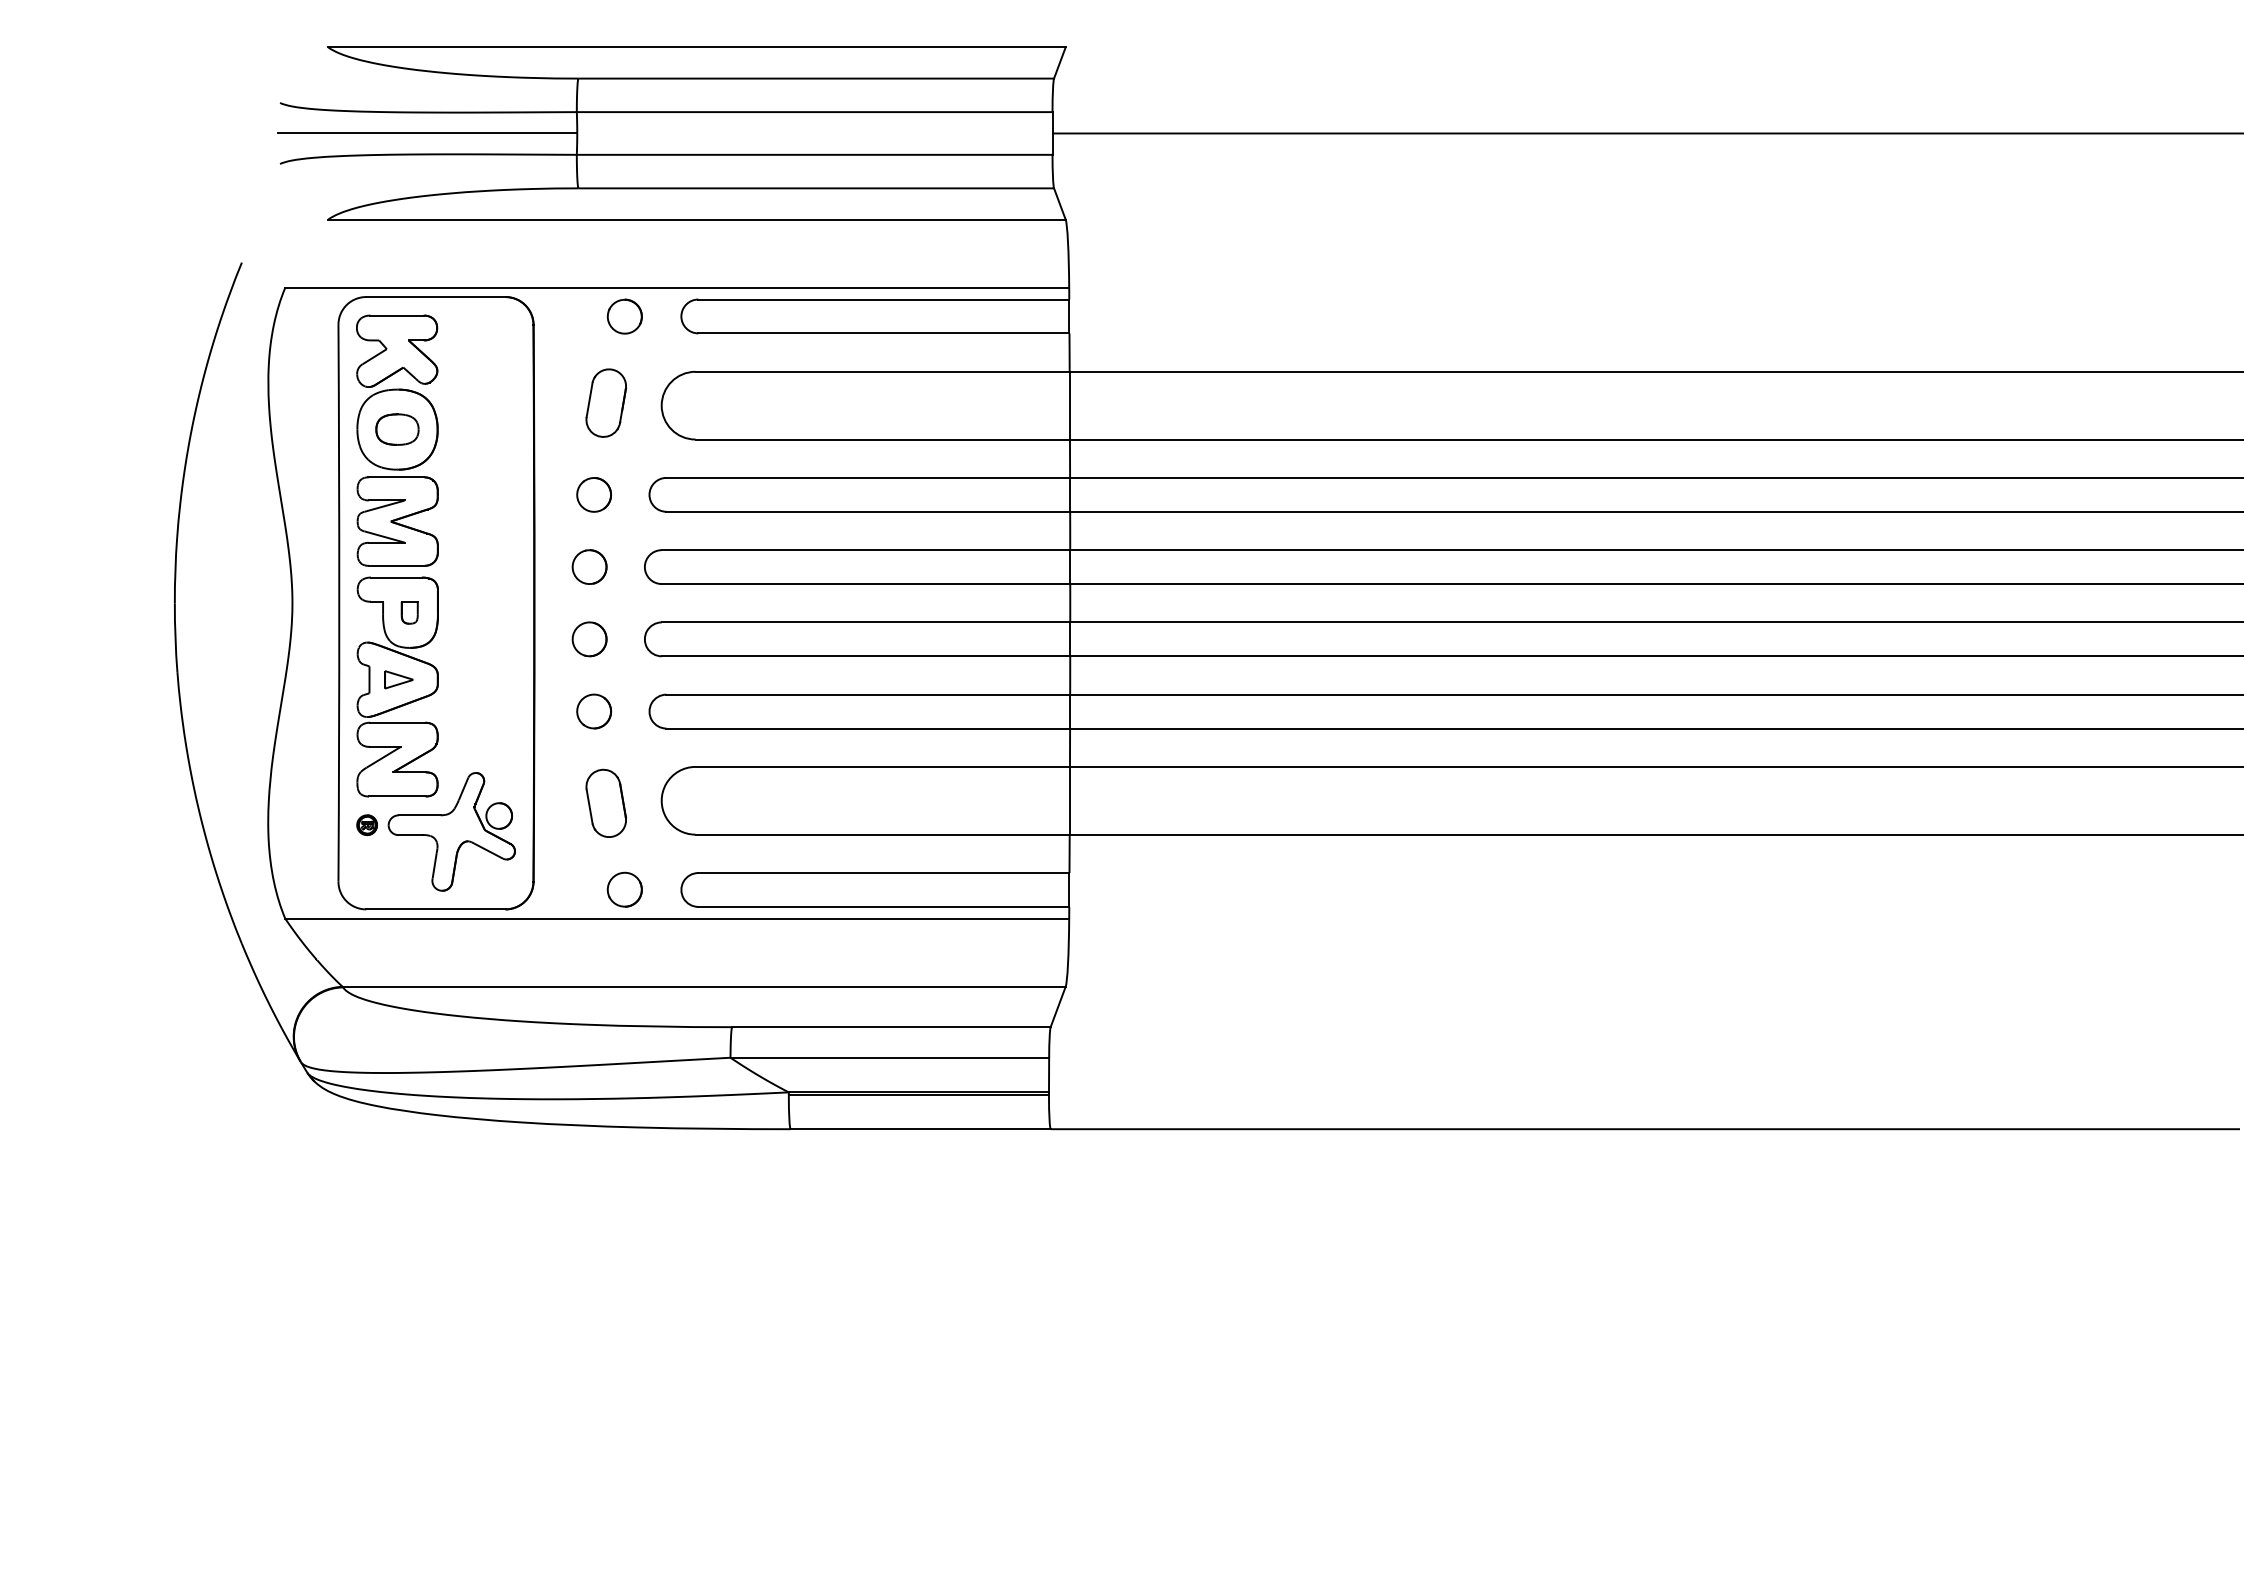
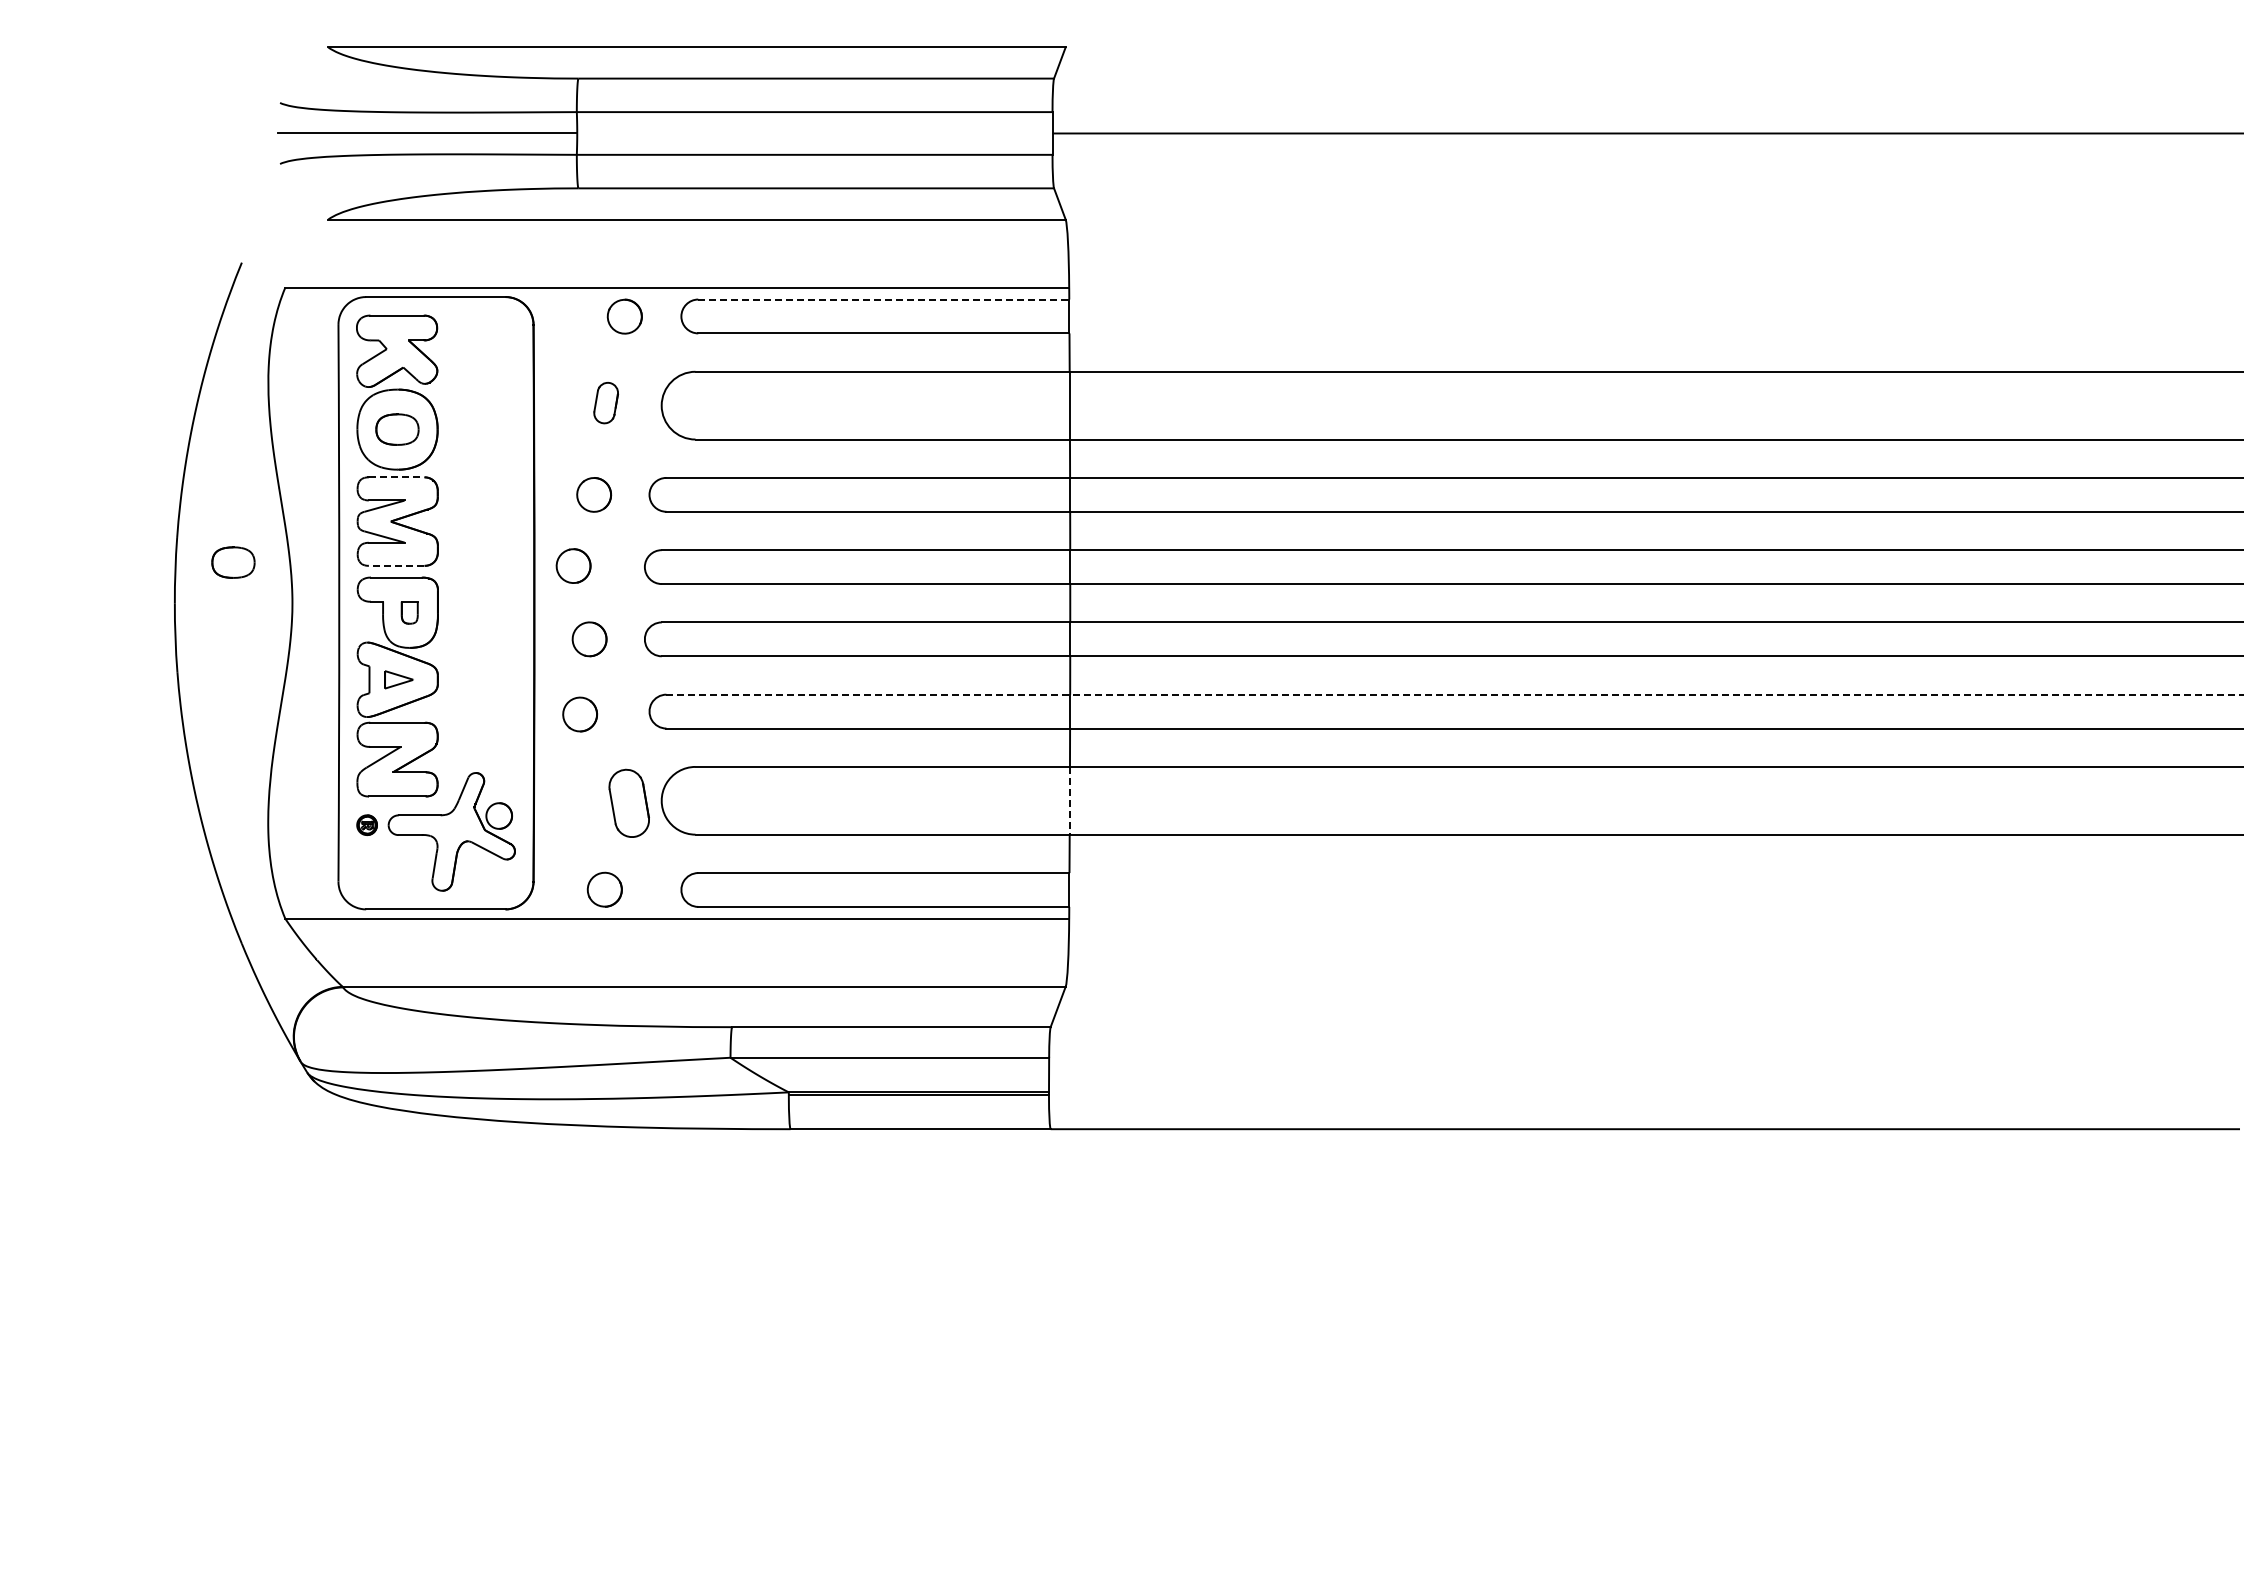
line: solid -> dashed (884, 299)
part size: 42x70 px -> 26x43 px (605, 403)
line: solid -> dashed (396, 477)
part: none -> present (233, 562)
line: solid -> dashed (396, 565)
part position: (589, 566) -> (573, 565) (573, 565)
line: solid -> dashed (1455, 694)
part position: (593, 711) -> (579, 714) (579, 714)
line: solid -> dashed (1069, 800)
part position: (605, 802) -> (628, 802) (628, 802)
part position: (624, 889) -> (604, 889) (604, 889)
